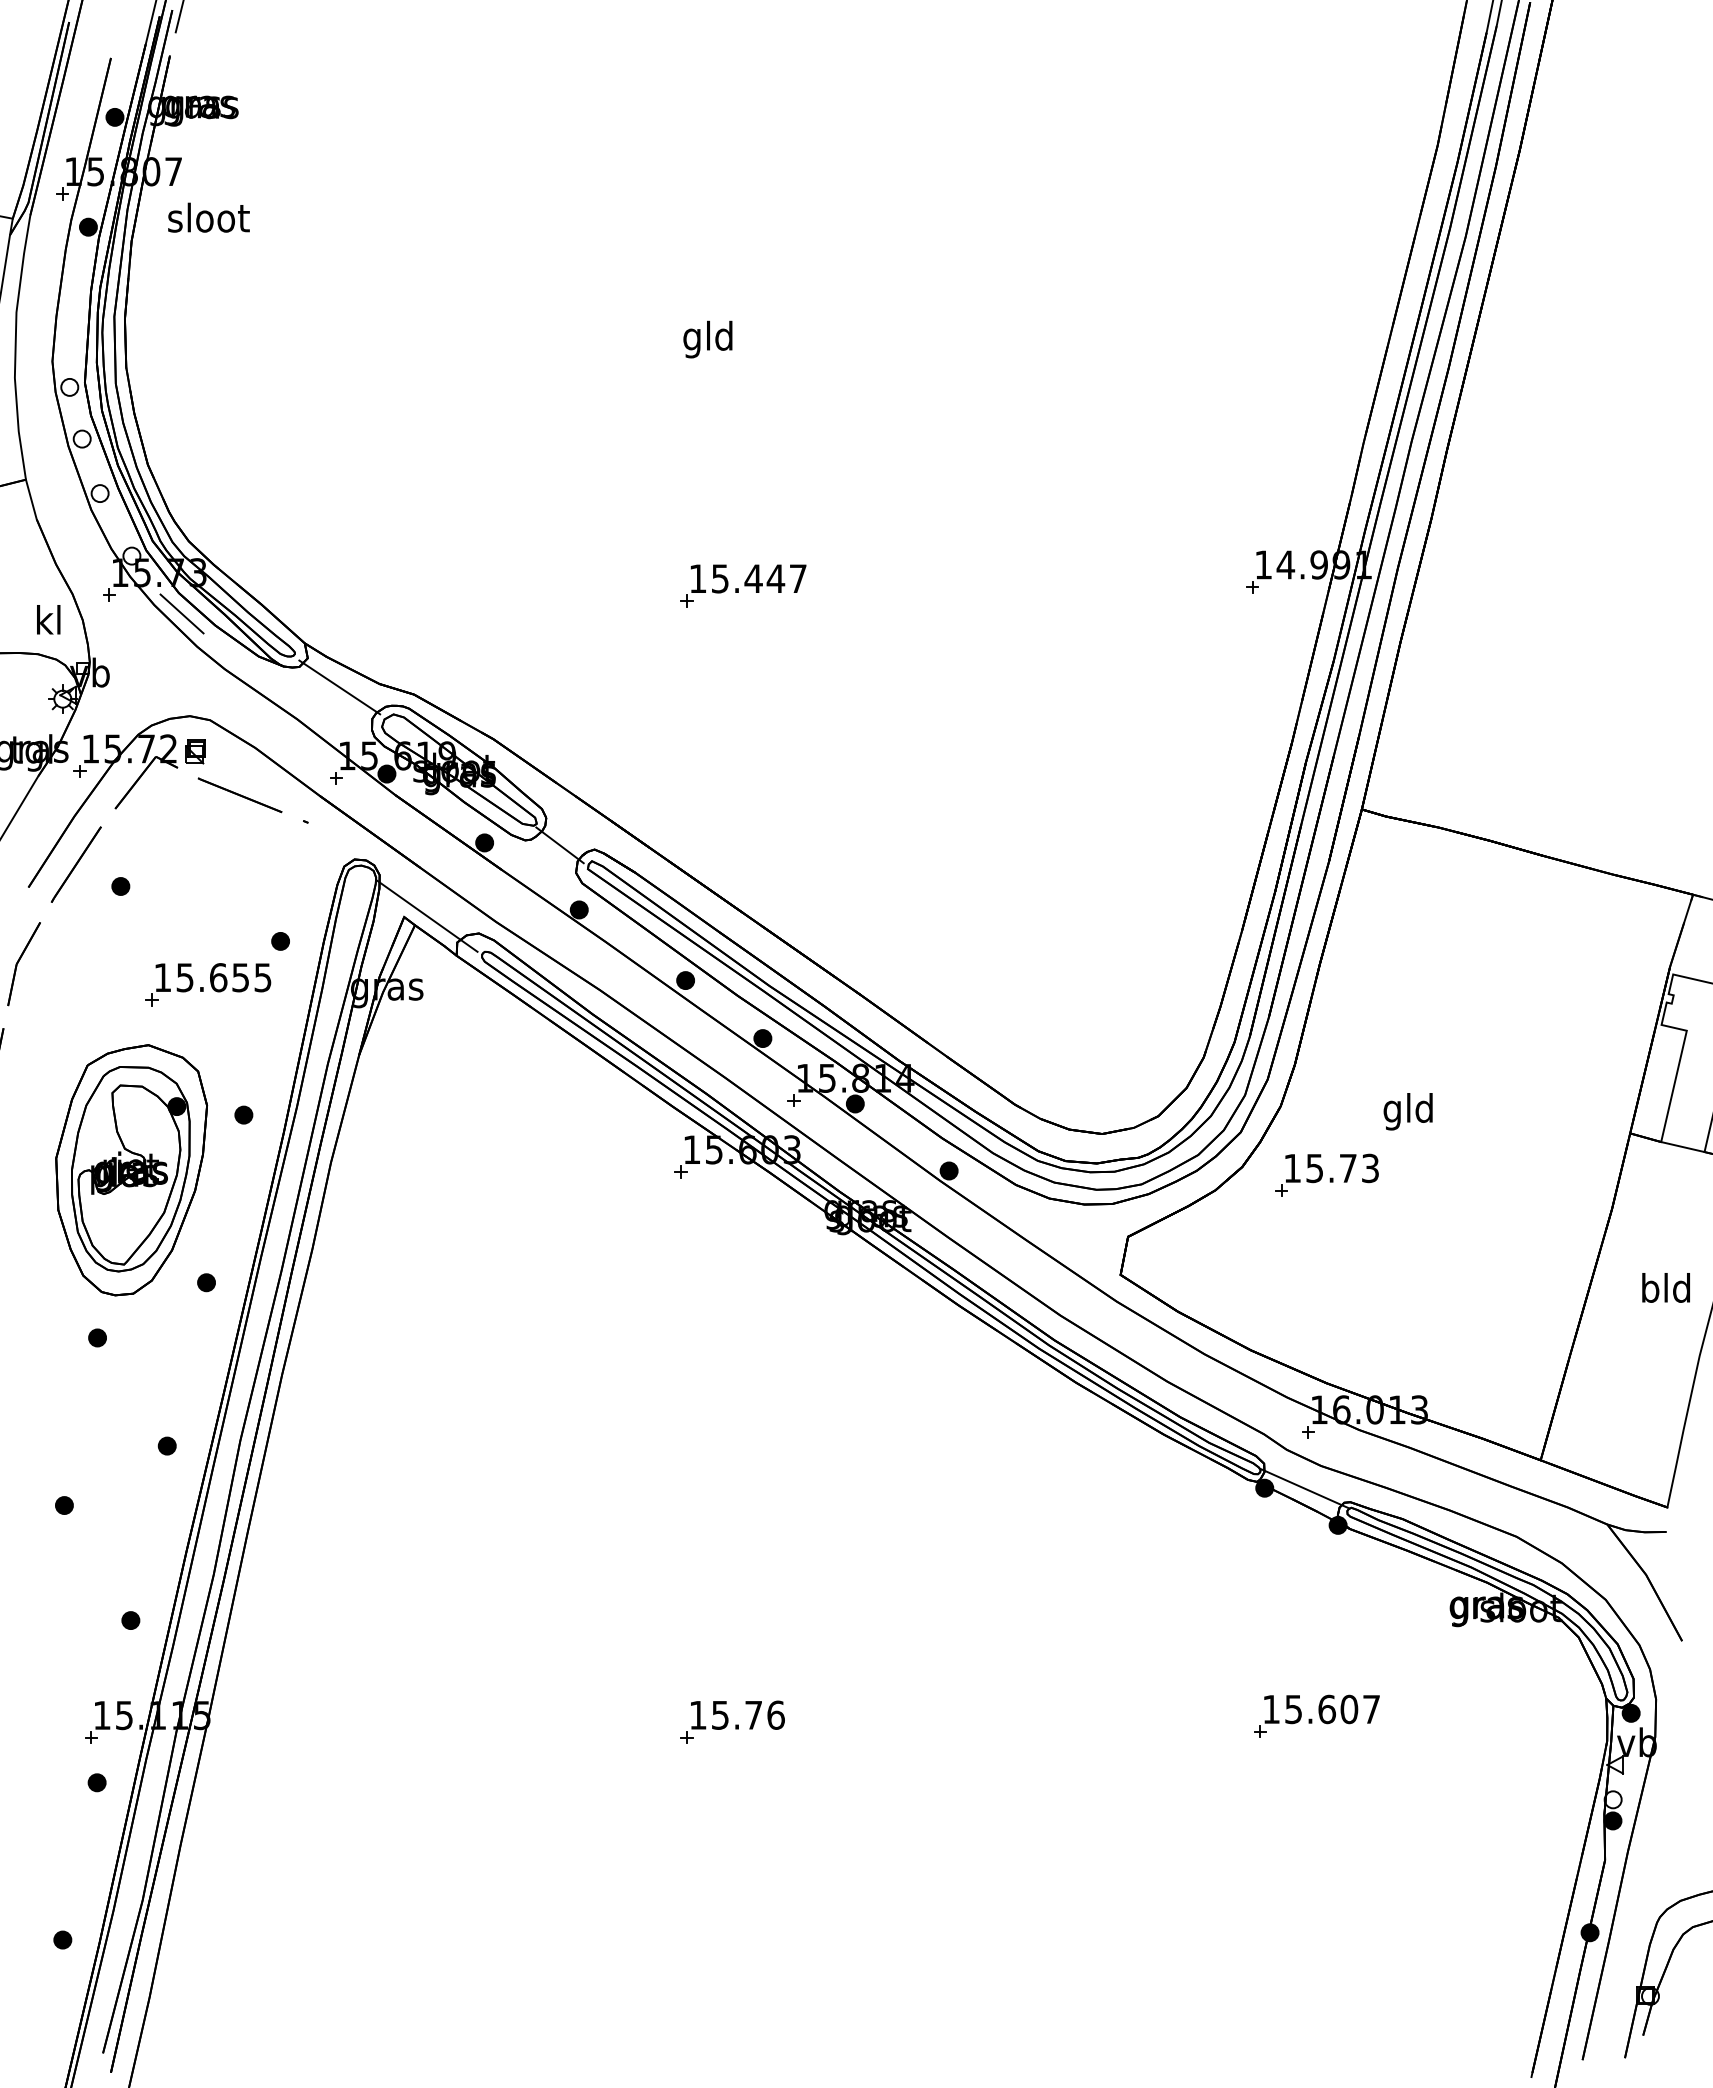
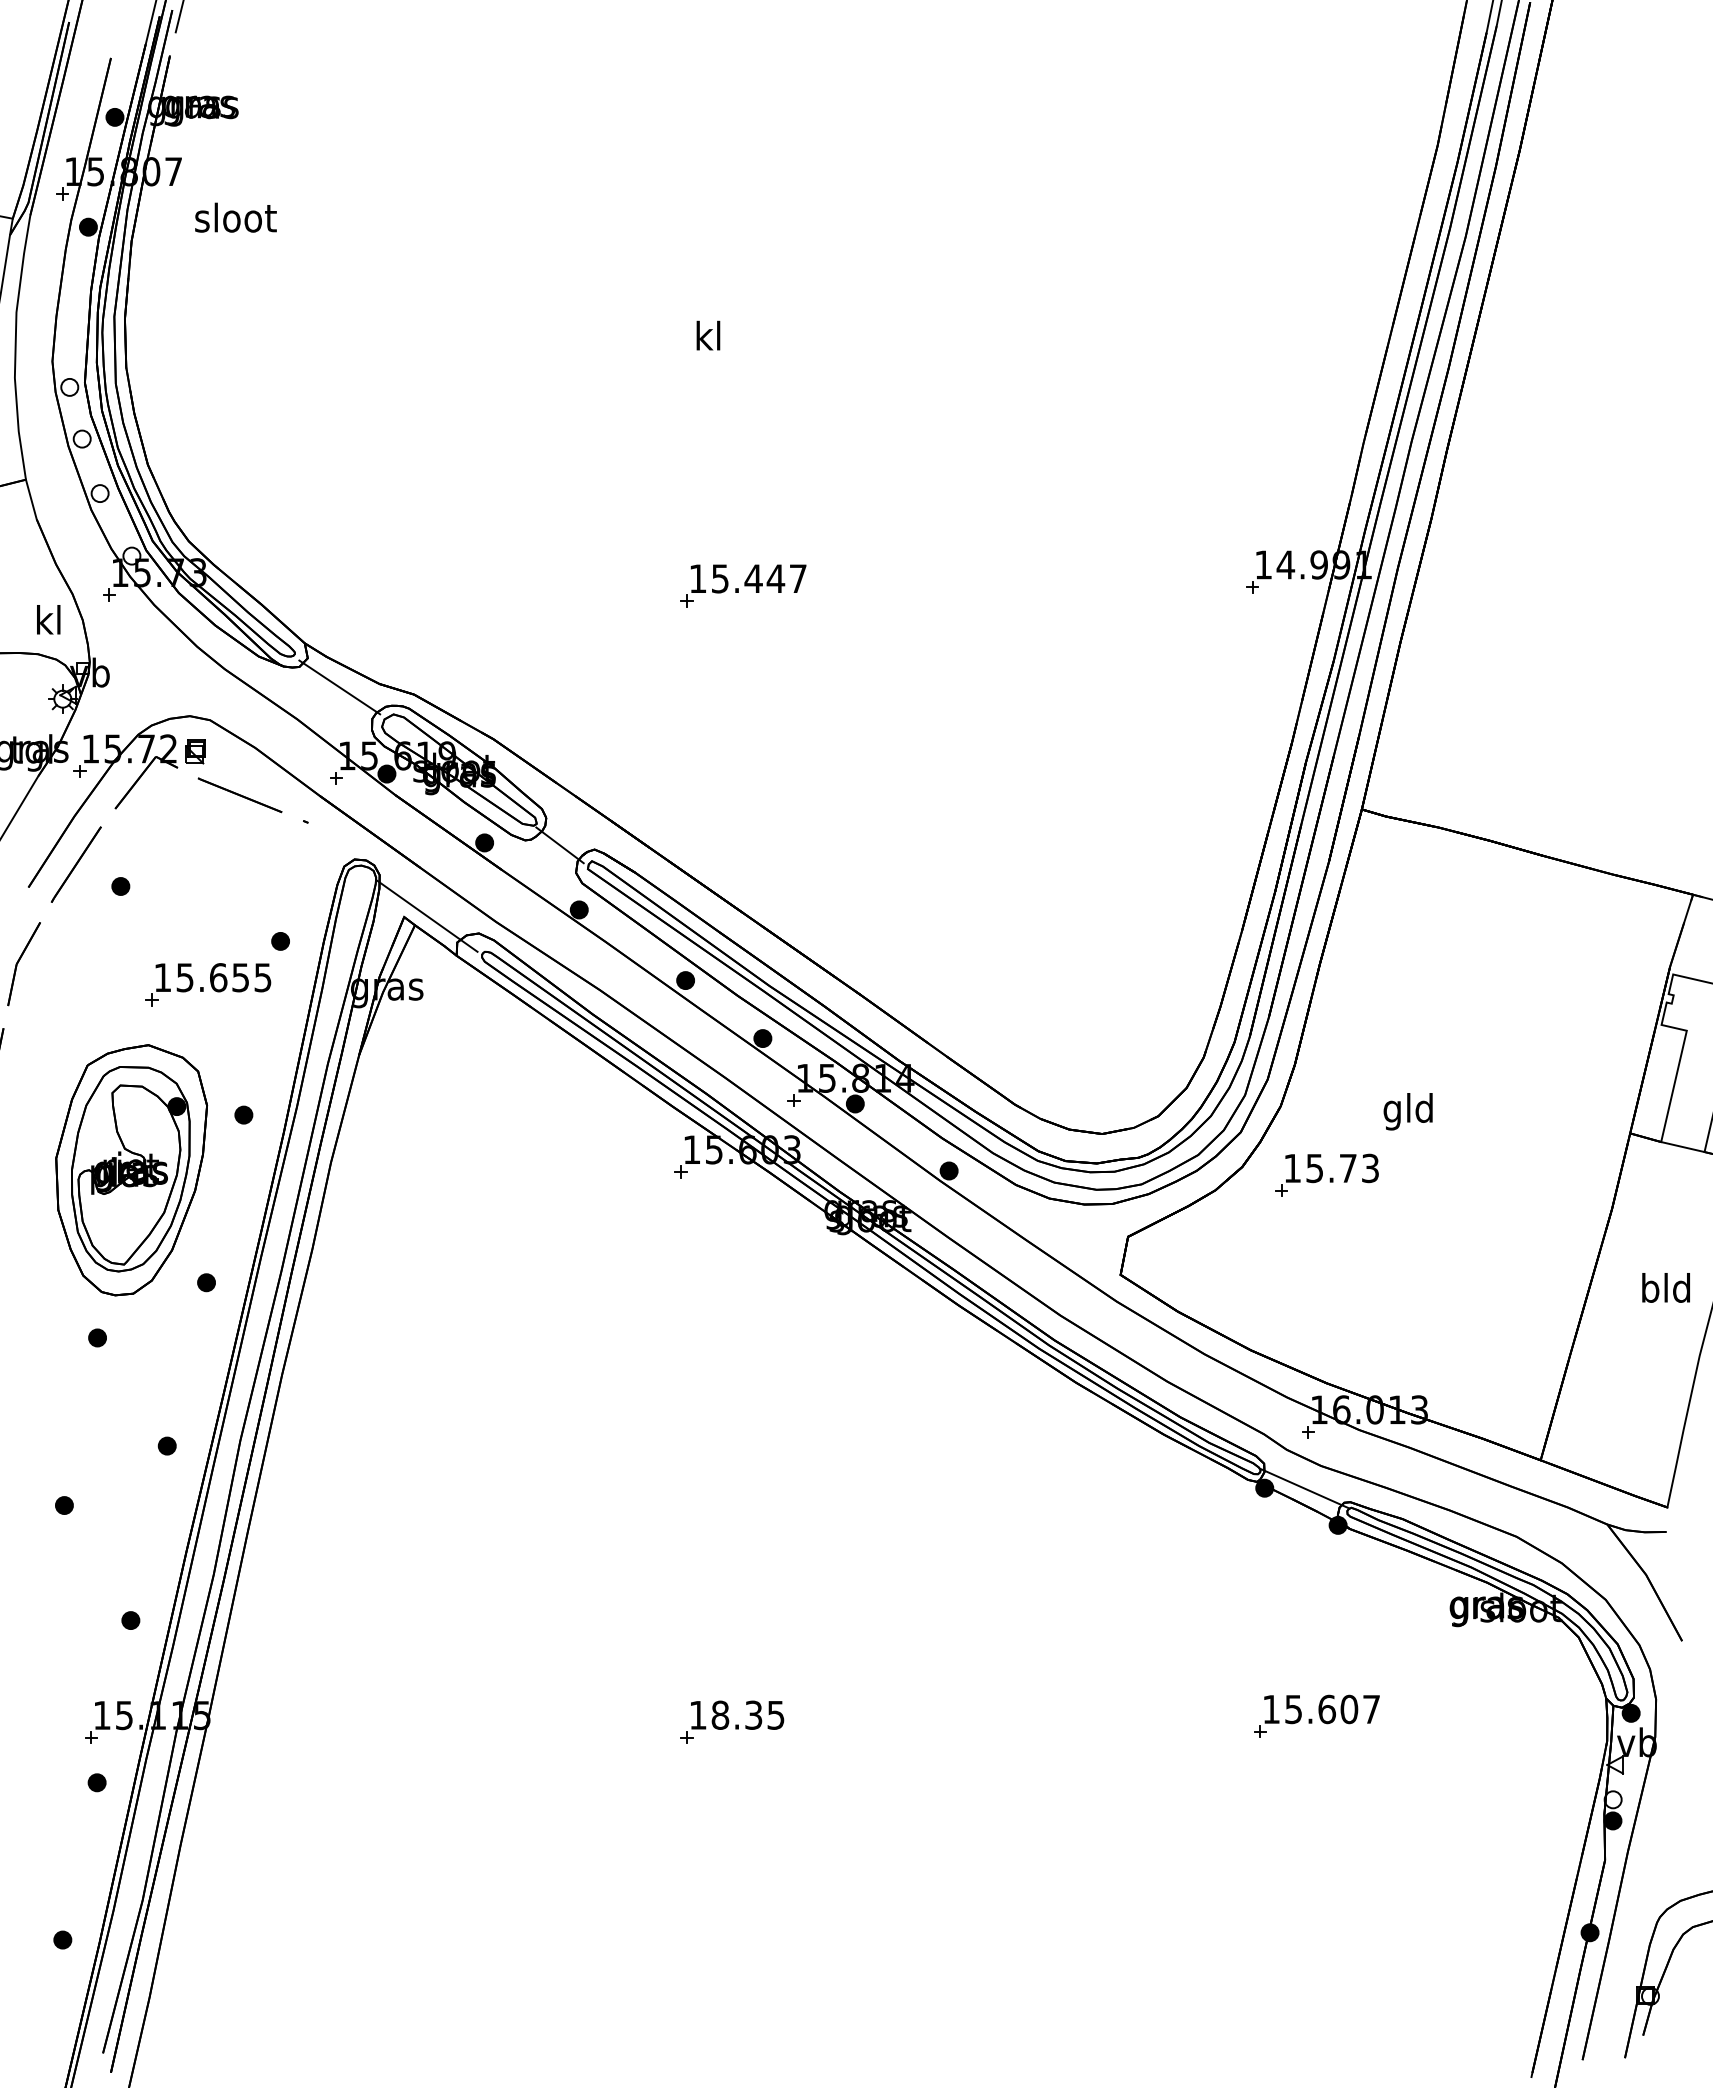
text position: (208, 217) -> (235, 217) (235, 217)
text: gld -> kl (707, 339)
line: present -> none (181, 613)
text: 15.76 -> 18.35 (747, 1714)
